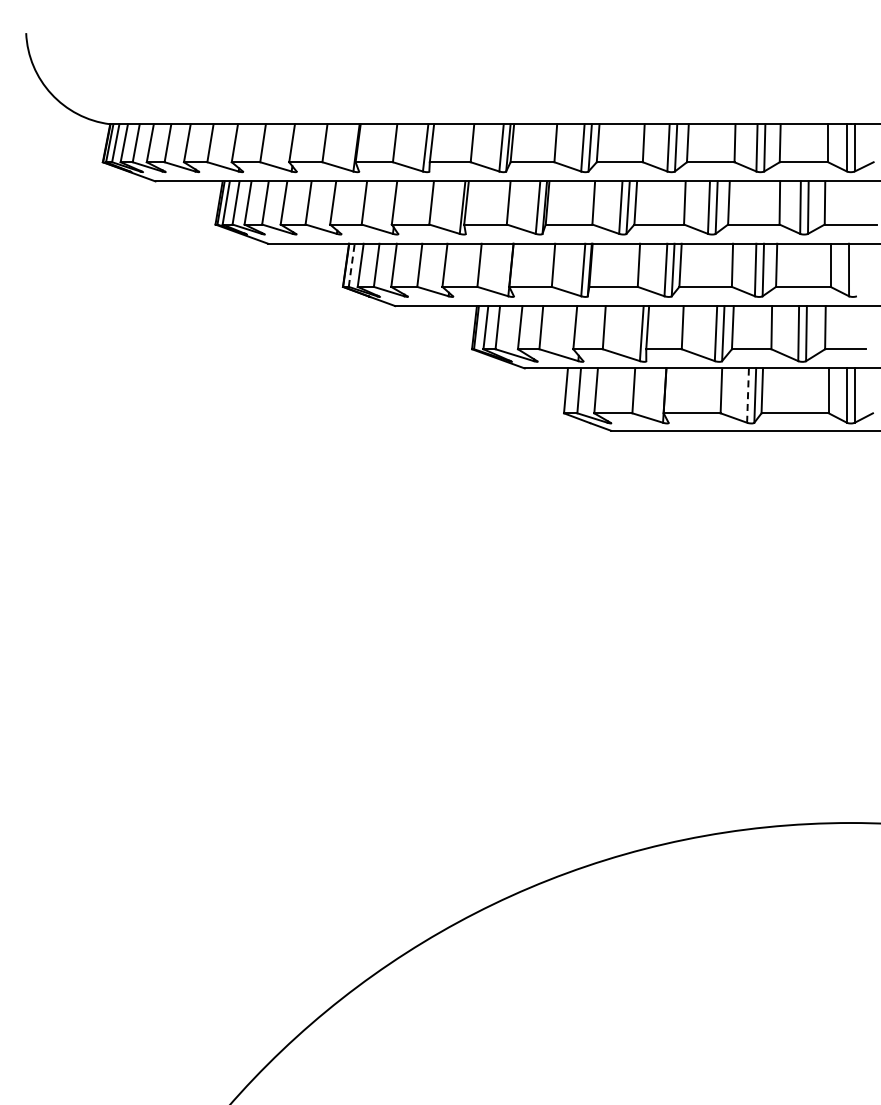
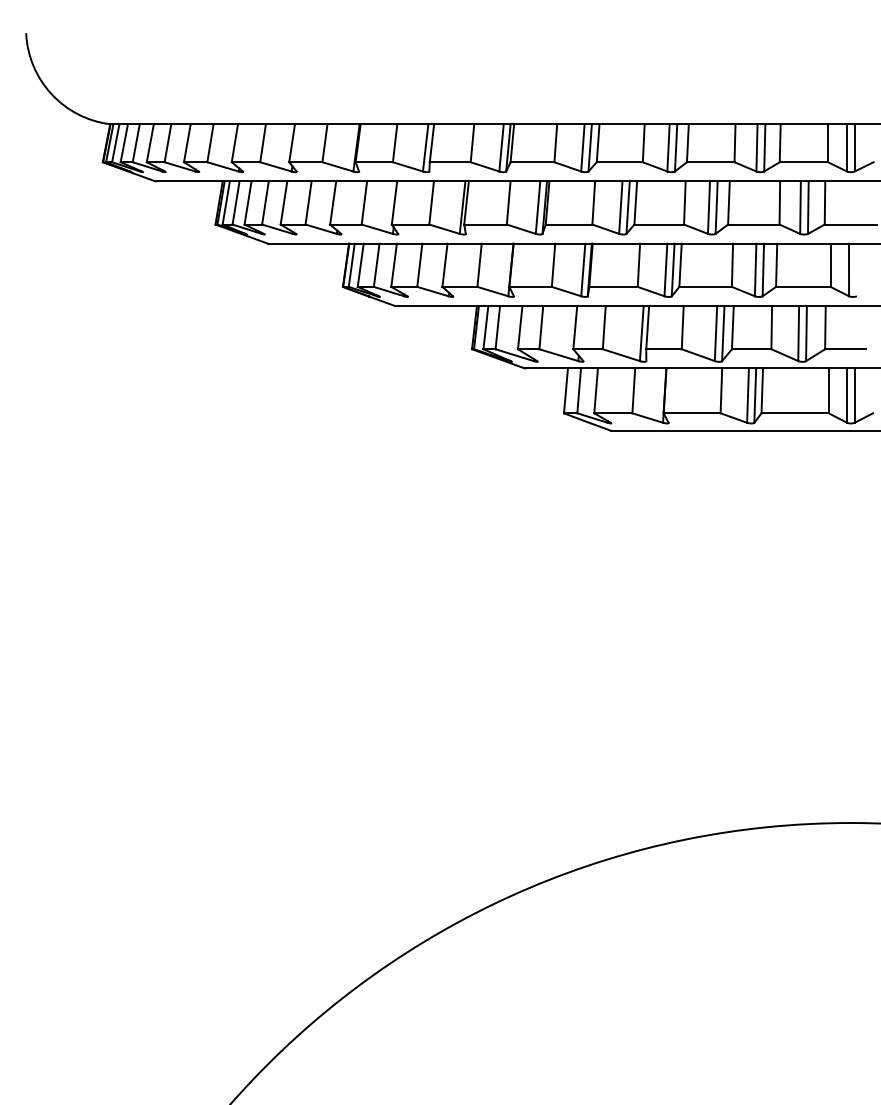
line: dashed -> solid (351, 265)
line: dashed -> solid (748, 395)
